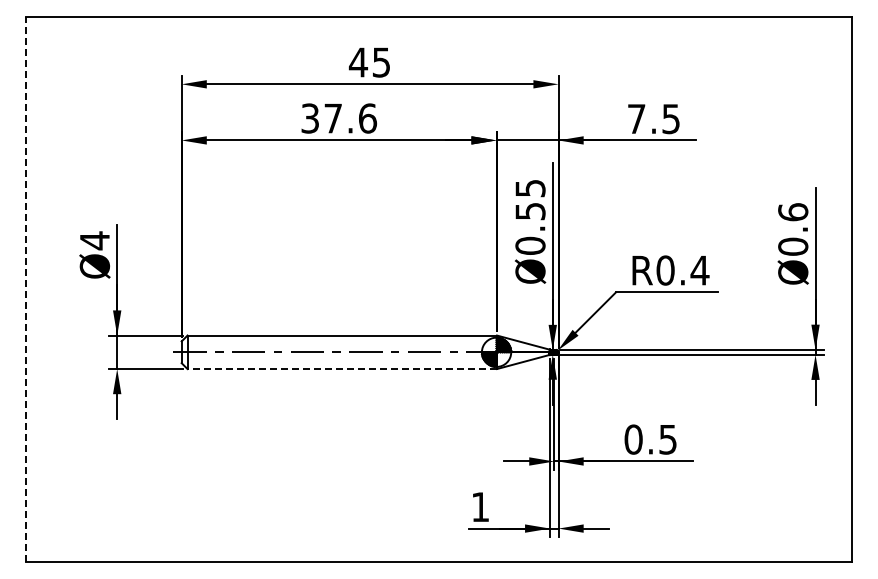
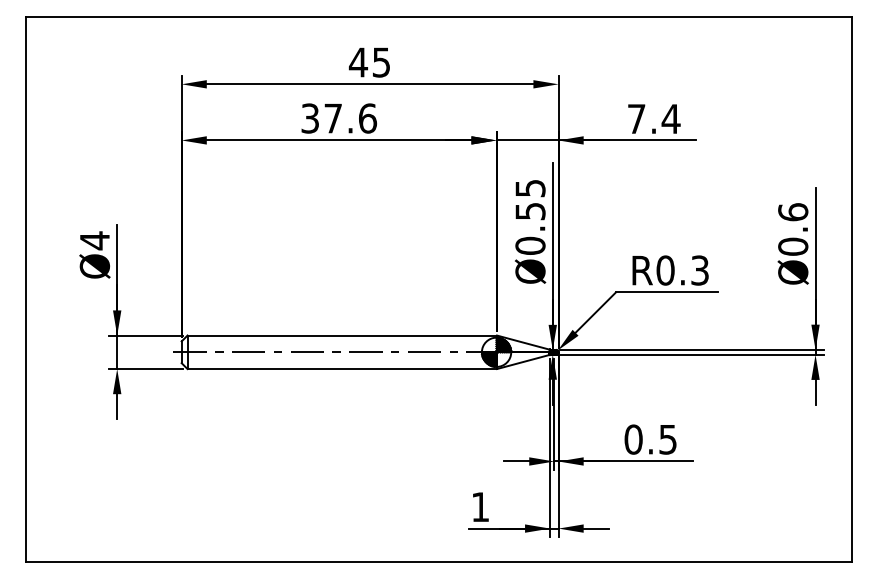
text: 7.5 -> 7.4 (670, 119)
text: R0.4 -> R0.3 (699, 270)
line: dashed -> solid (26, 289)
line: dashed -> solid (342, 369)
